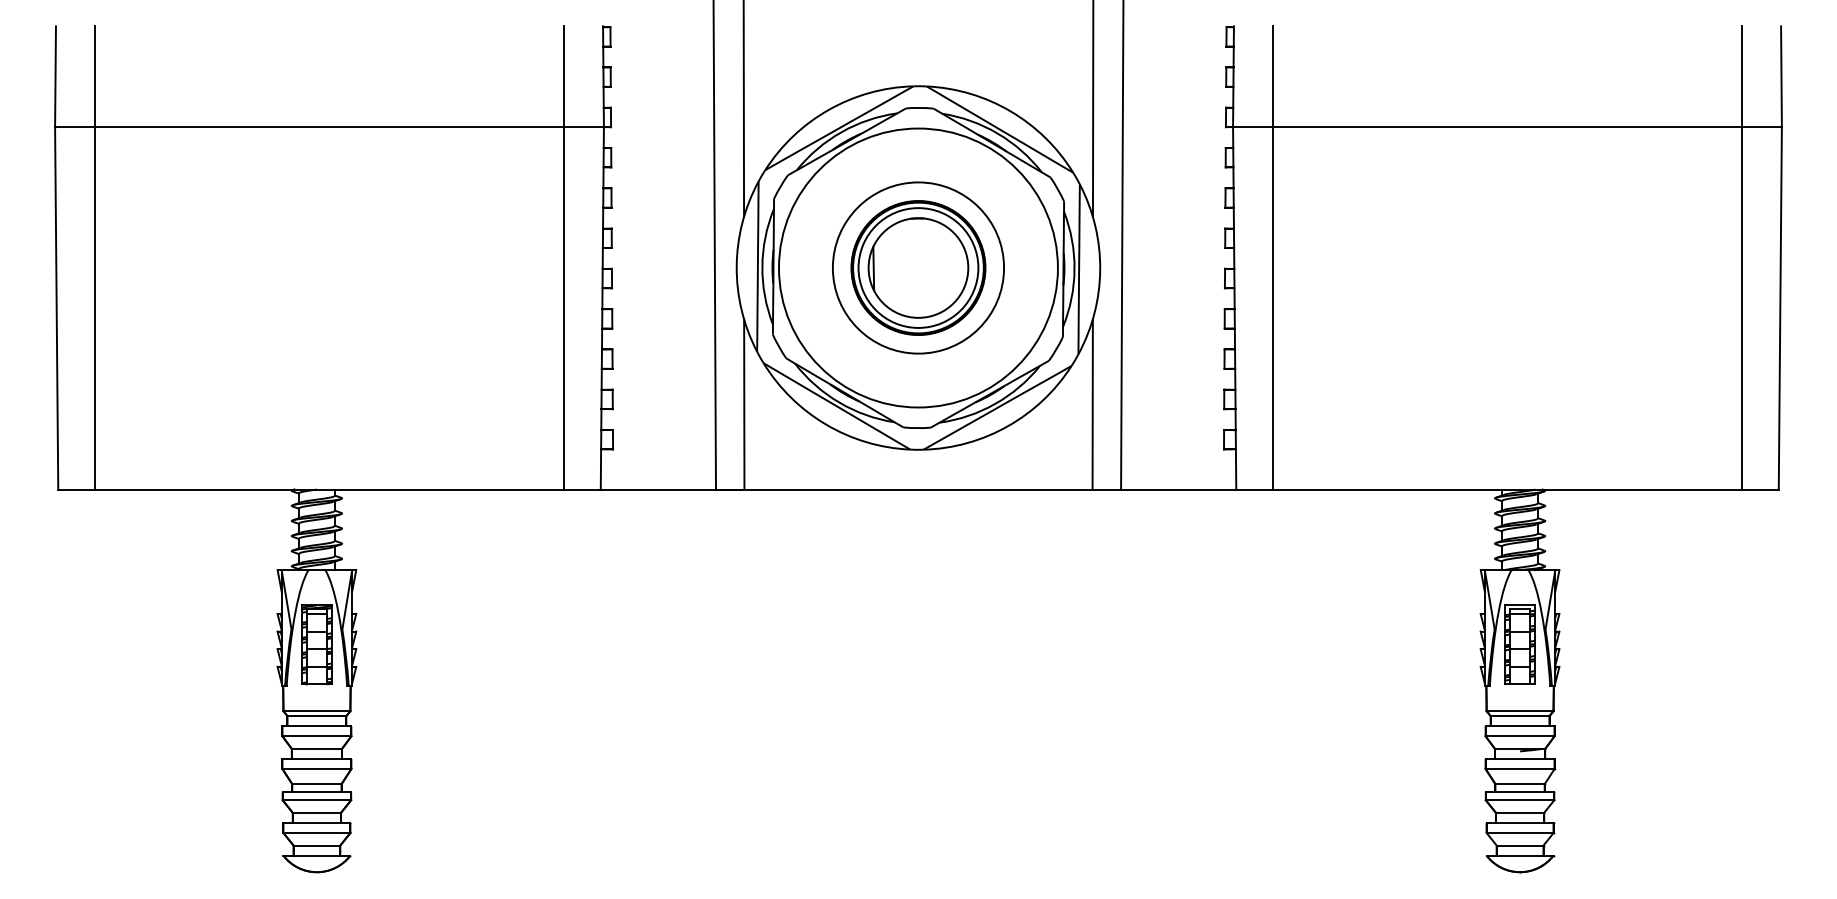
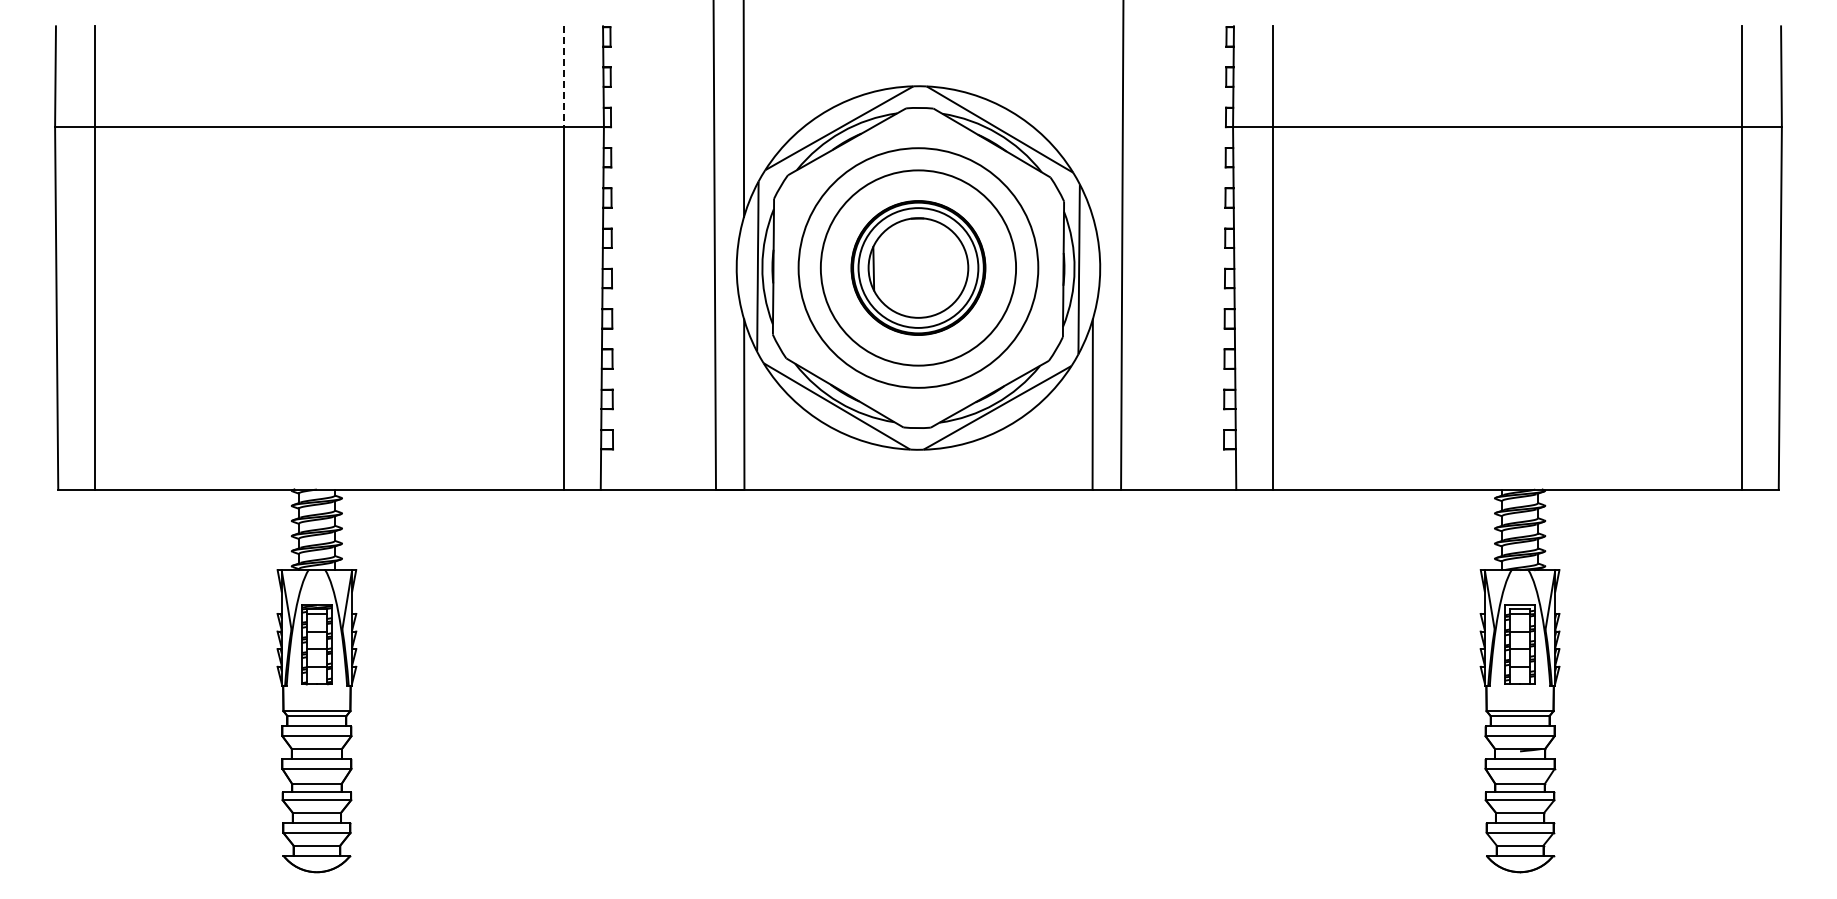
line: solid -> dashed (563, 77)
line: present -> none (1092, 109)
circle diameter: 279 px -> 195 px (918, 267)
circle diameter: 171 px -> 240 px (918, 267)
